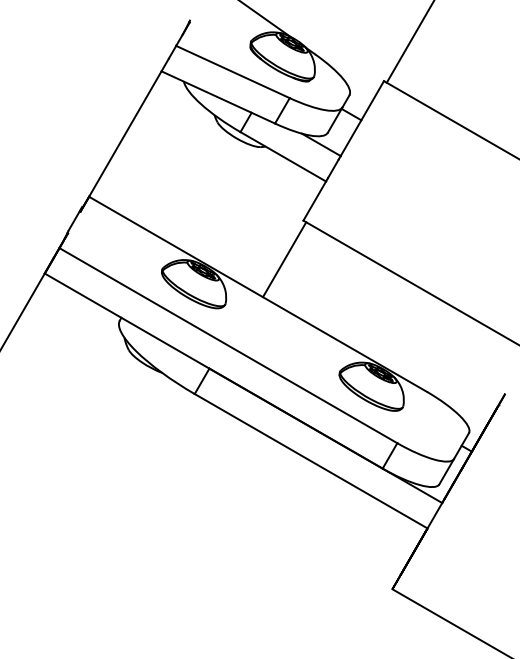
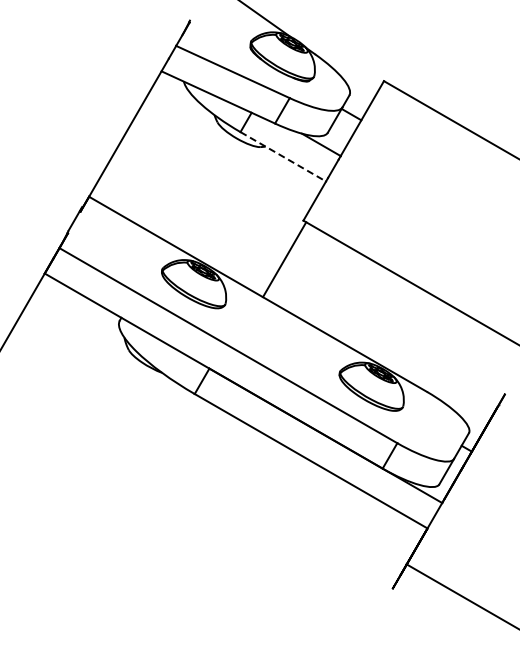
line: present -> none (409, 42)
line: solid -> dashed (283, 157)
line position: (449, 622) -> (461, 595) (461, 595)
